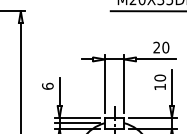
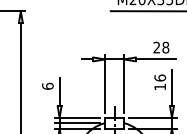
text: 20 -> 28 (165, 47)
text: 10 -> 16 (159, 77)
